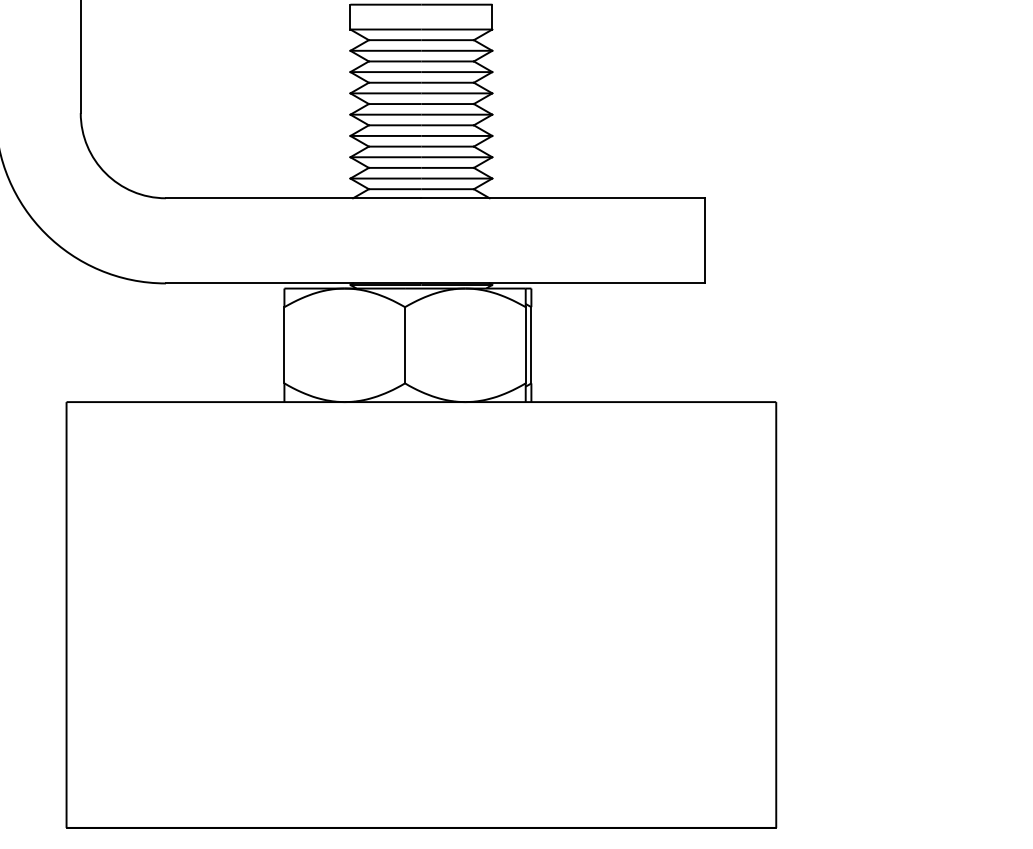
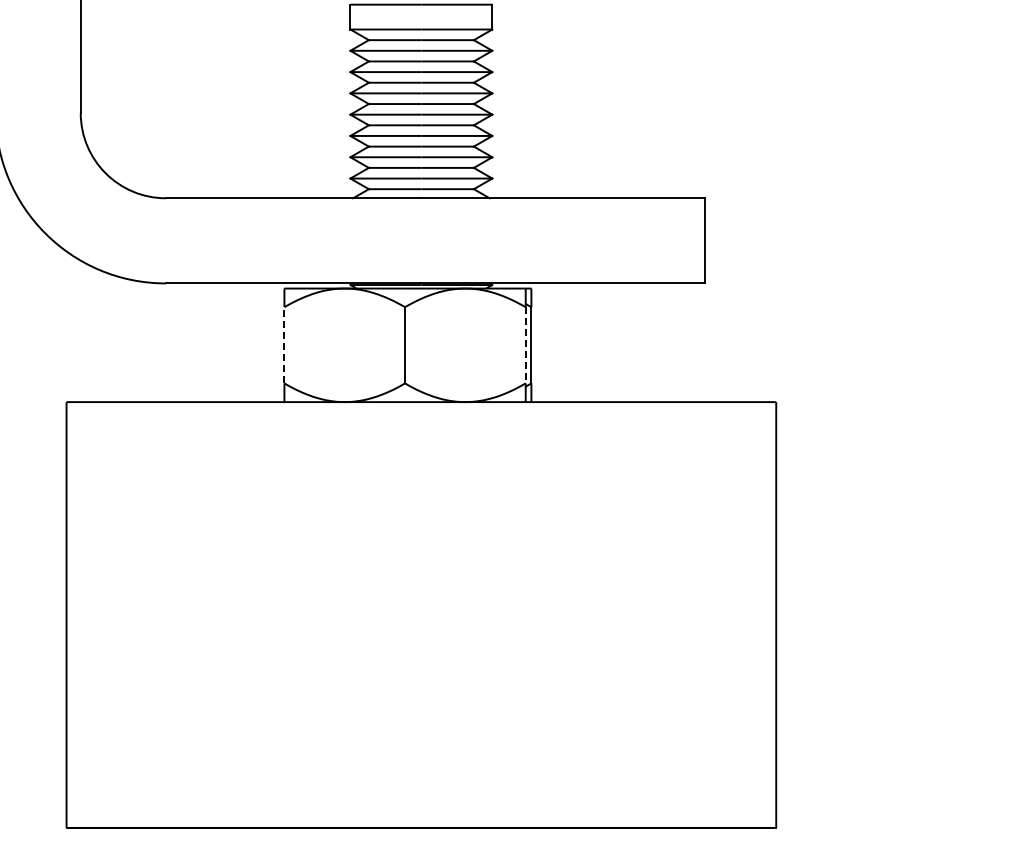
line: solid -> dashed (284, 344)
line: solid -> dashed (525, 345)
